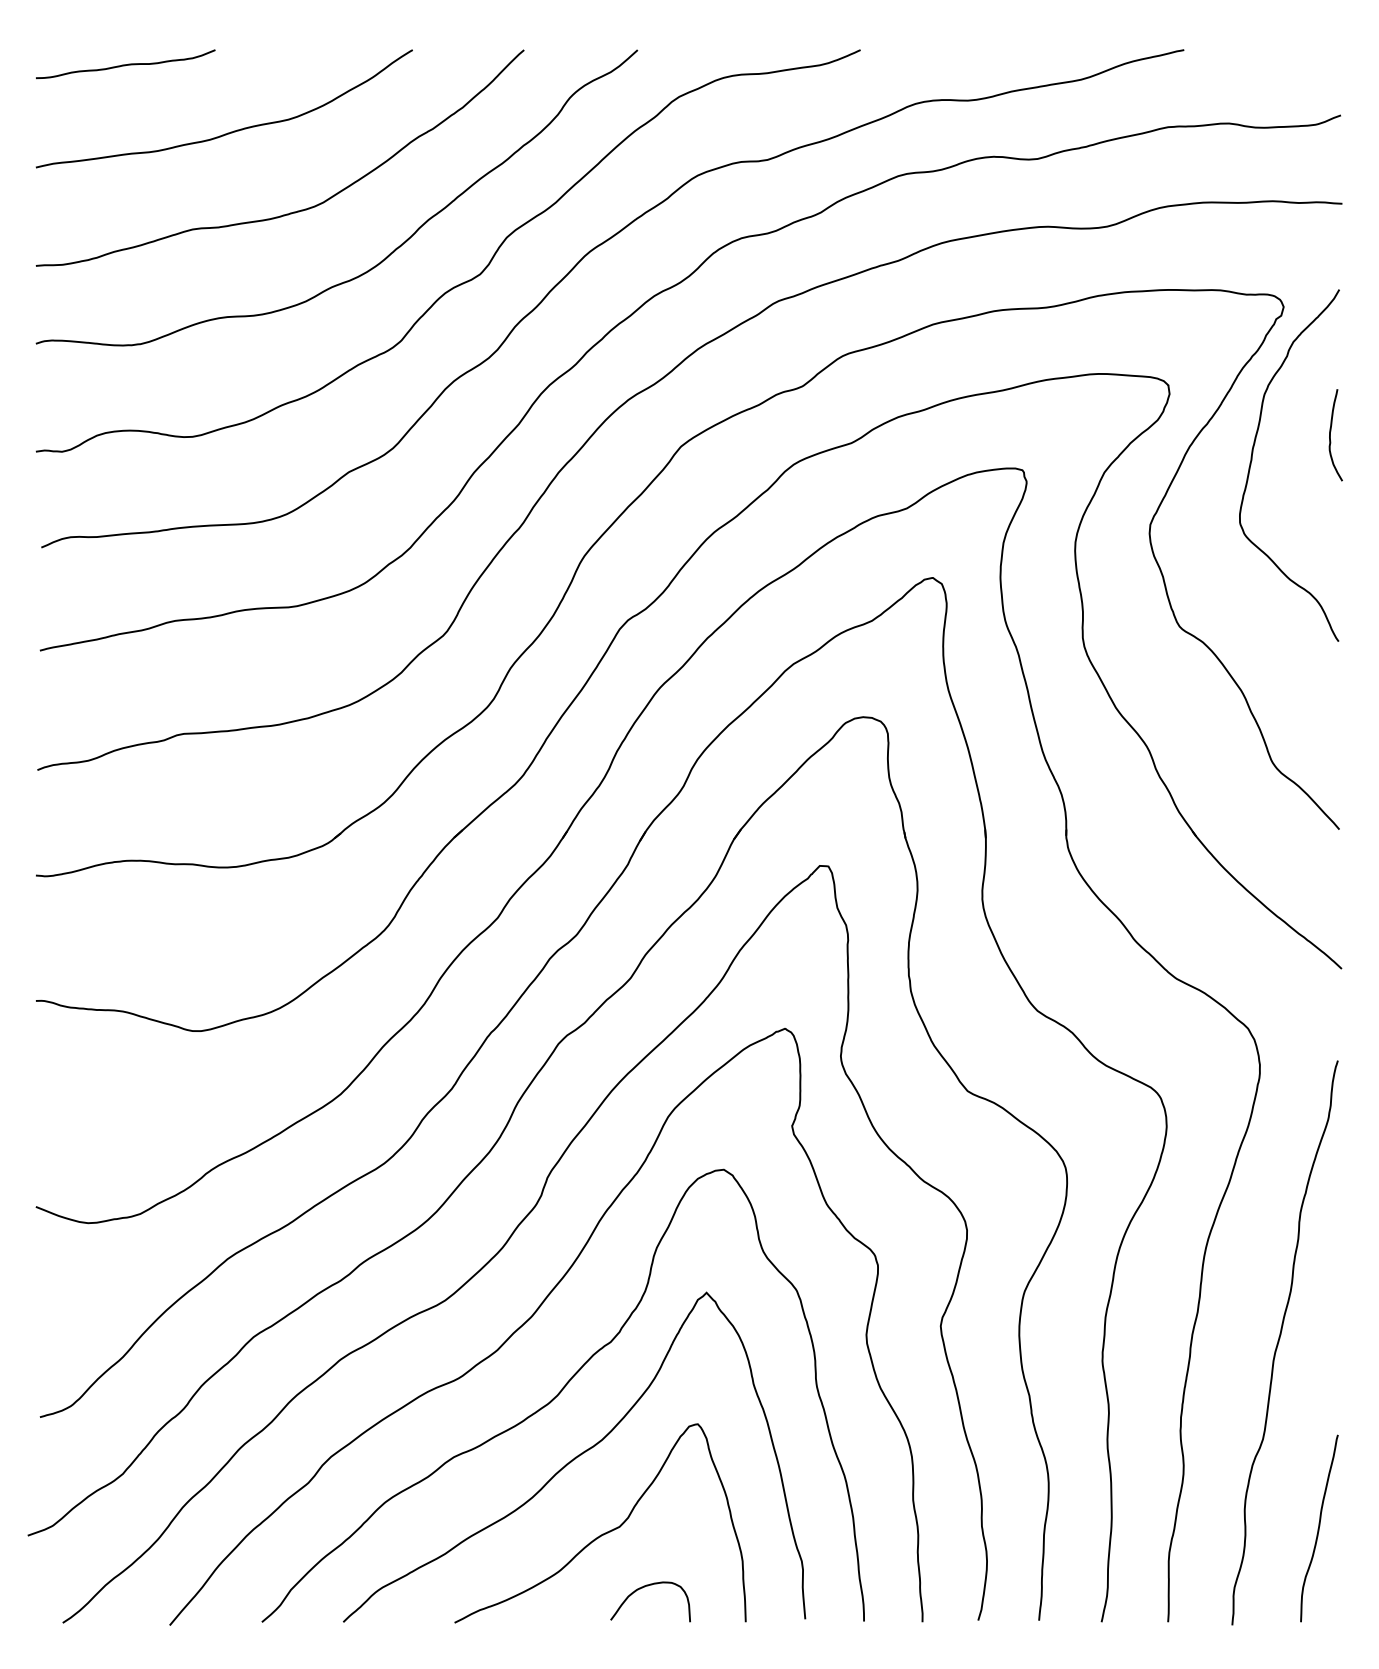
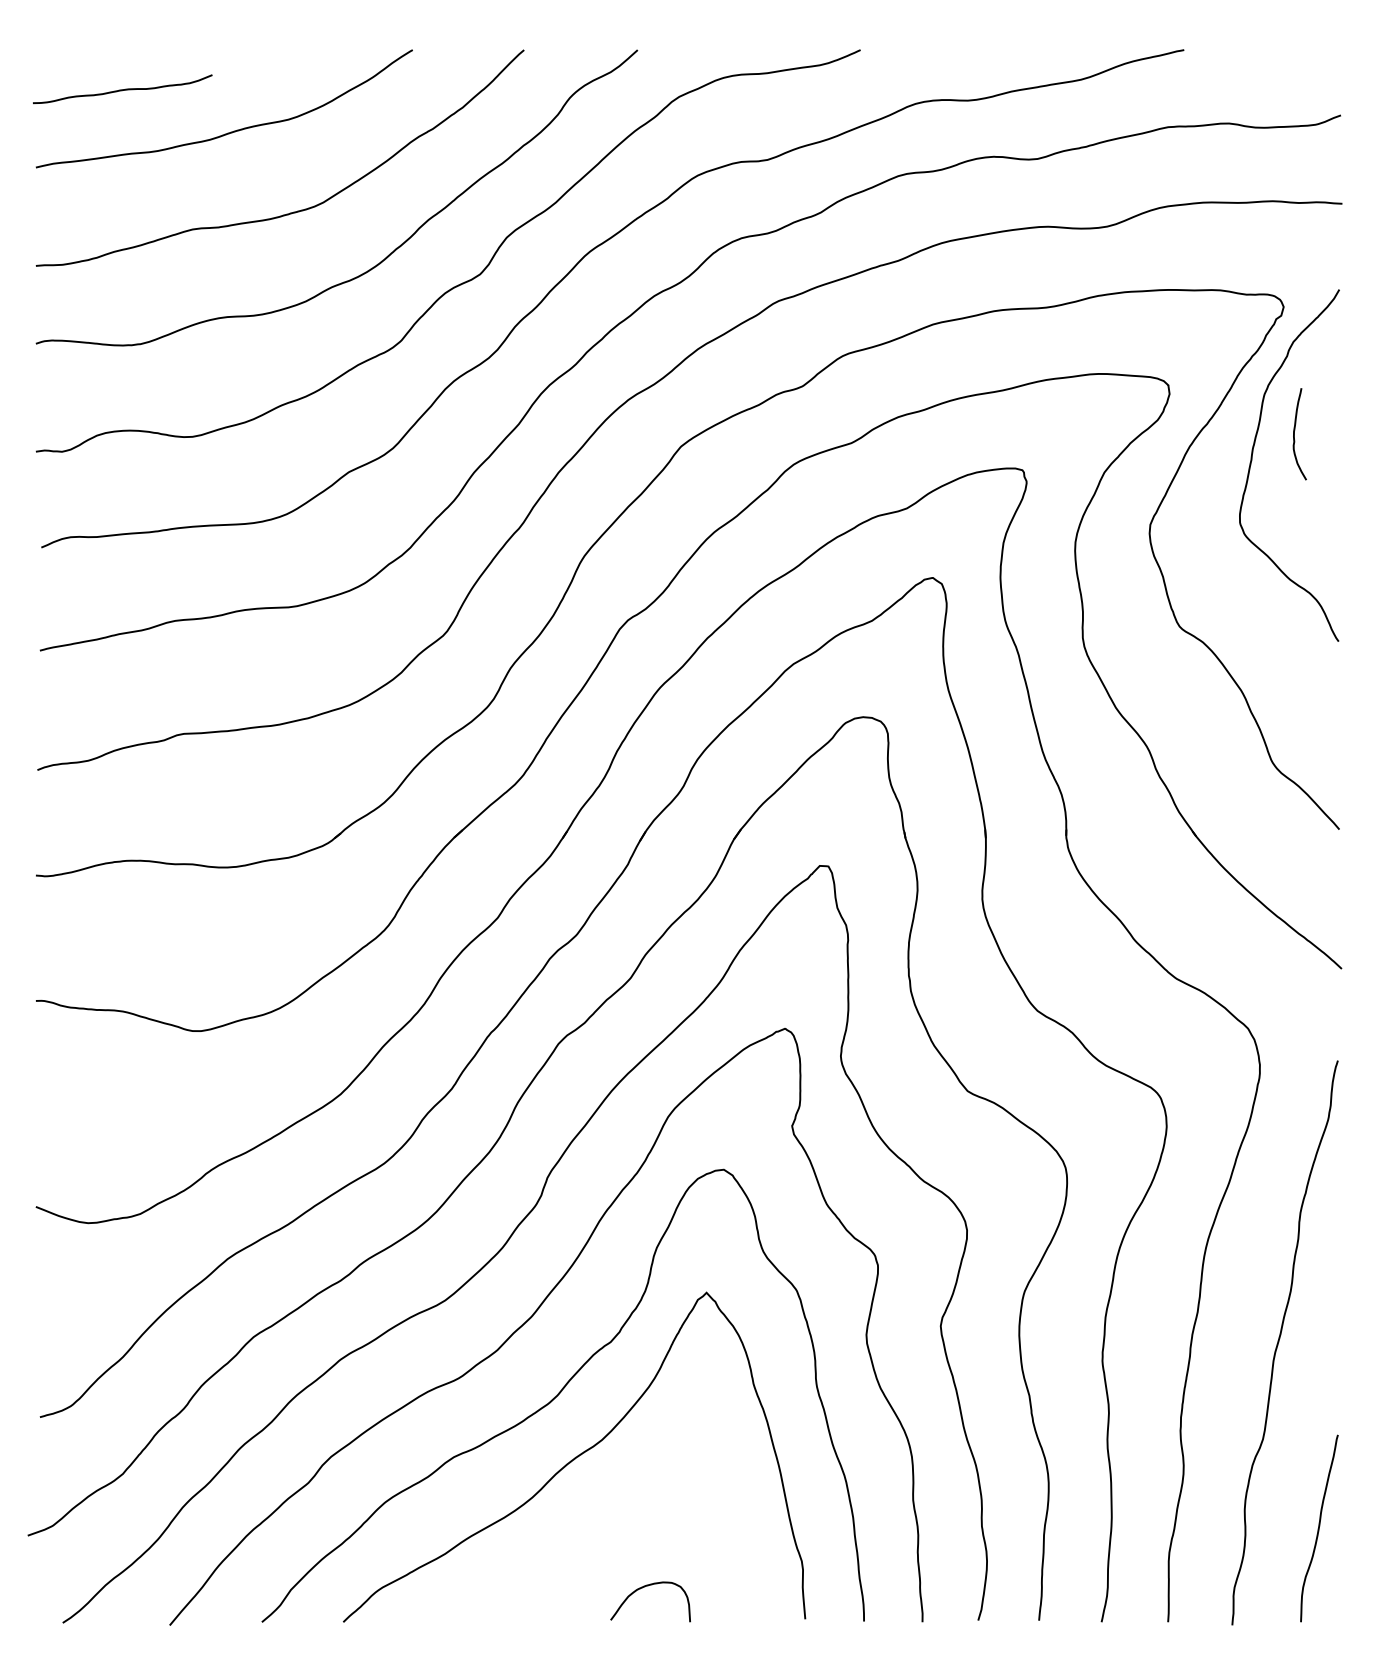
curve position: (125, 64) -> (122, 89) (122, 89)
curve position: (1330, 435) -> (1294, 434) (1294, 434)
curve: present -> none (602, 1533)
